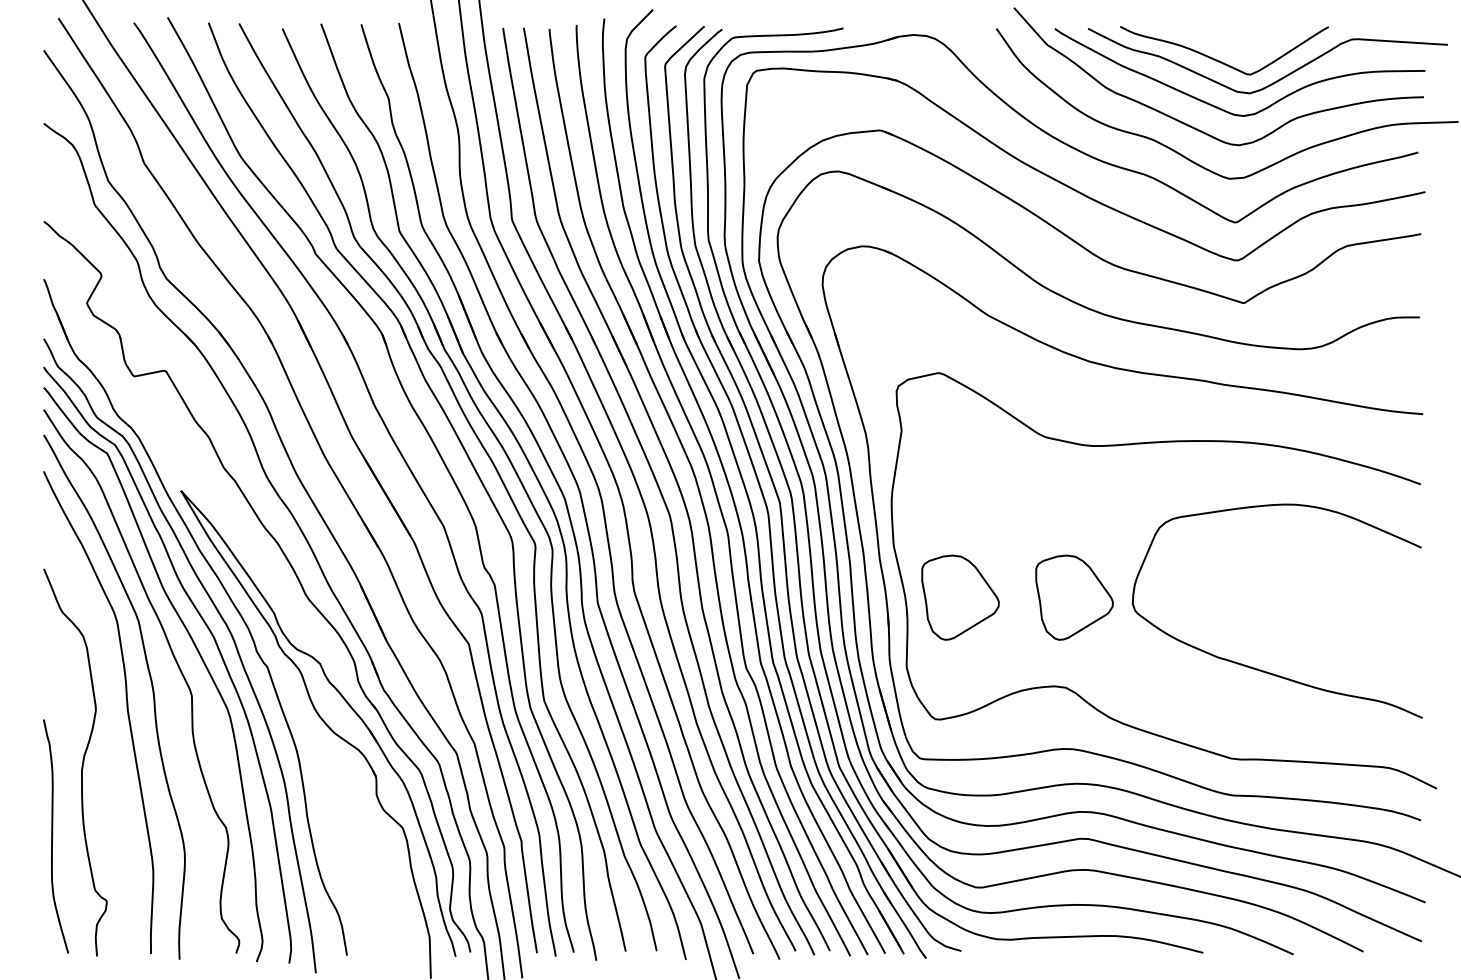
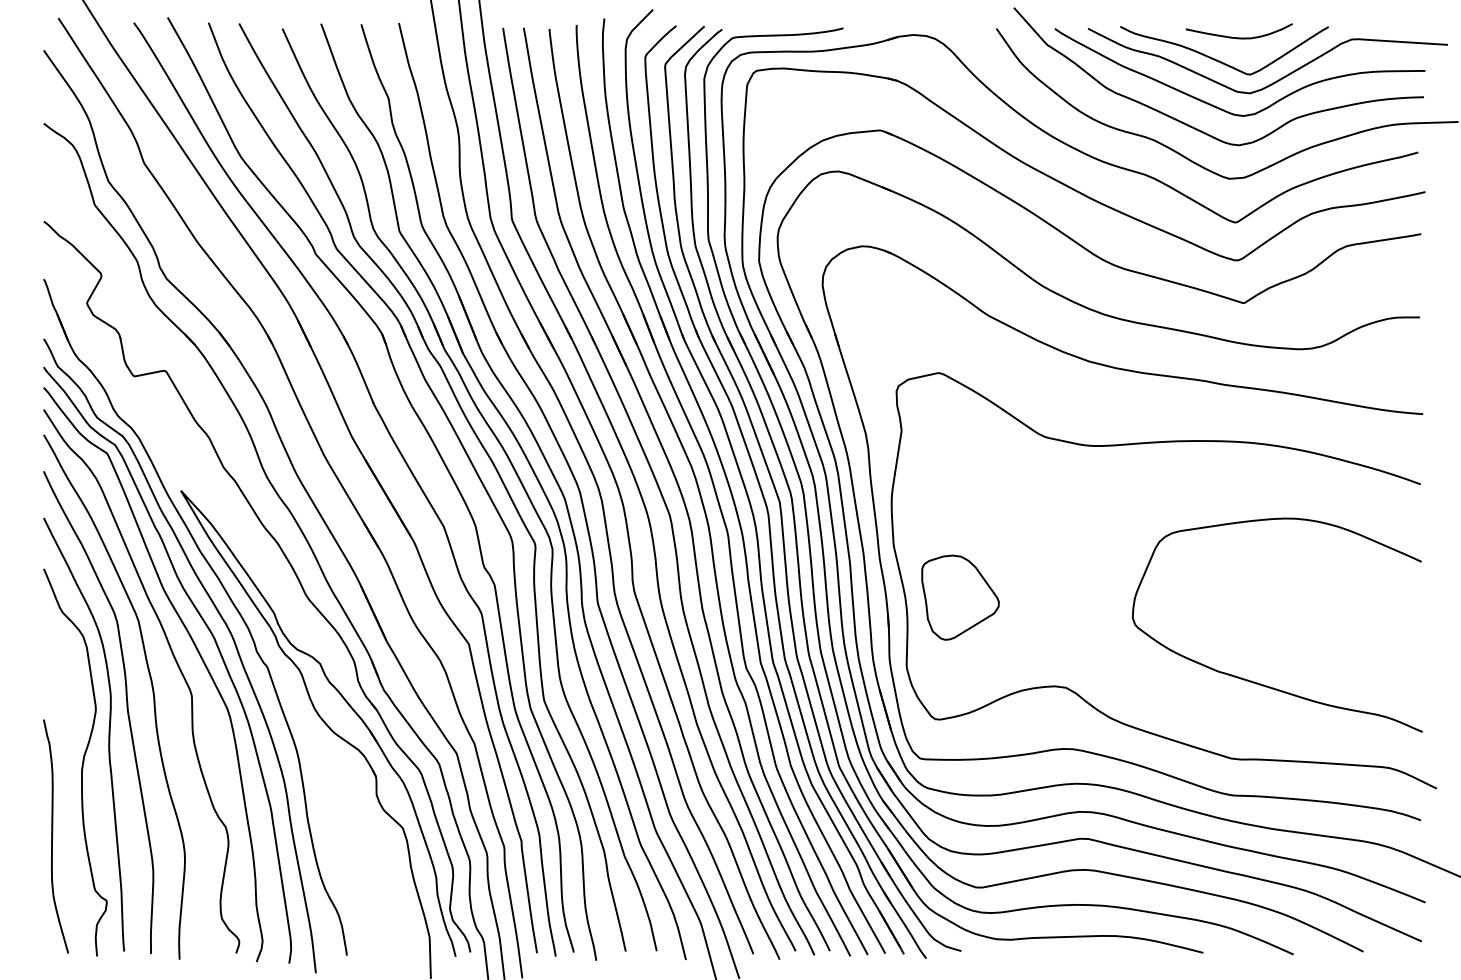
curve: none -> present (1238, 37)
part: present -> none (1074, 597)
curve position: (1257, 668) -> (1257, 682) (1257, 682)
curve: none -> present (108, 734)
